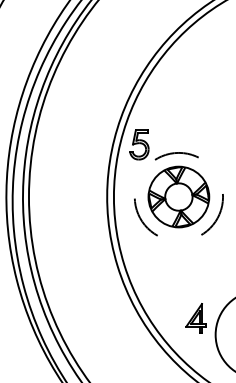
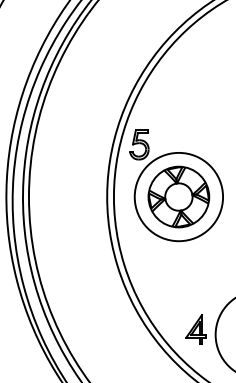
circle: dashed -> solid (178, 196)
part position: (195, 318) -> (195, 329) (195, 329)
